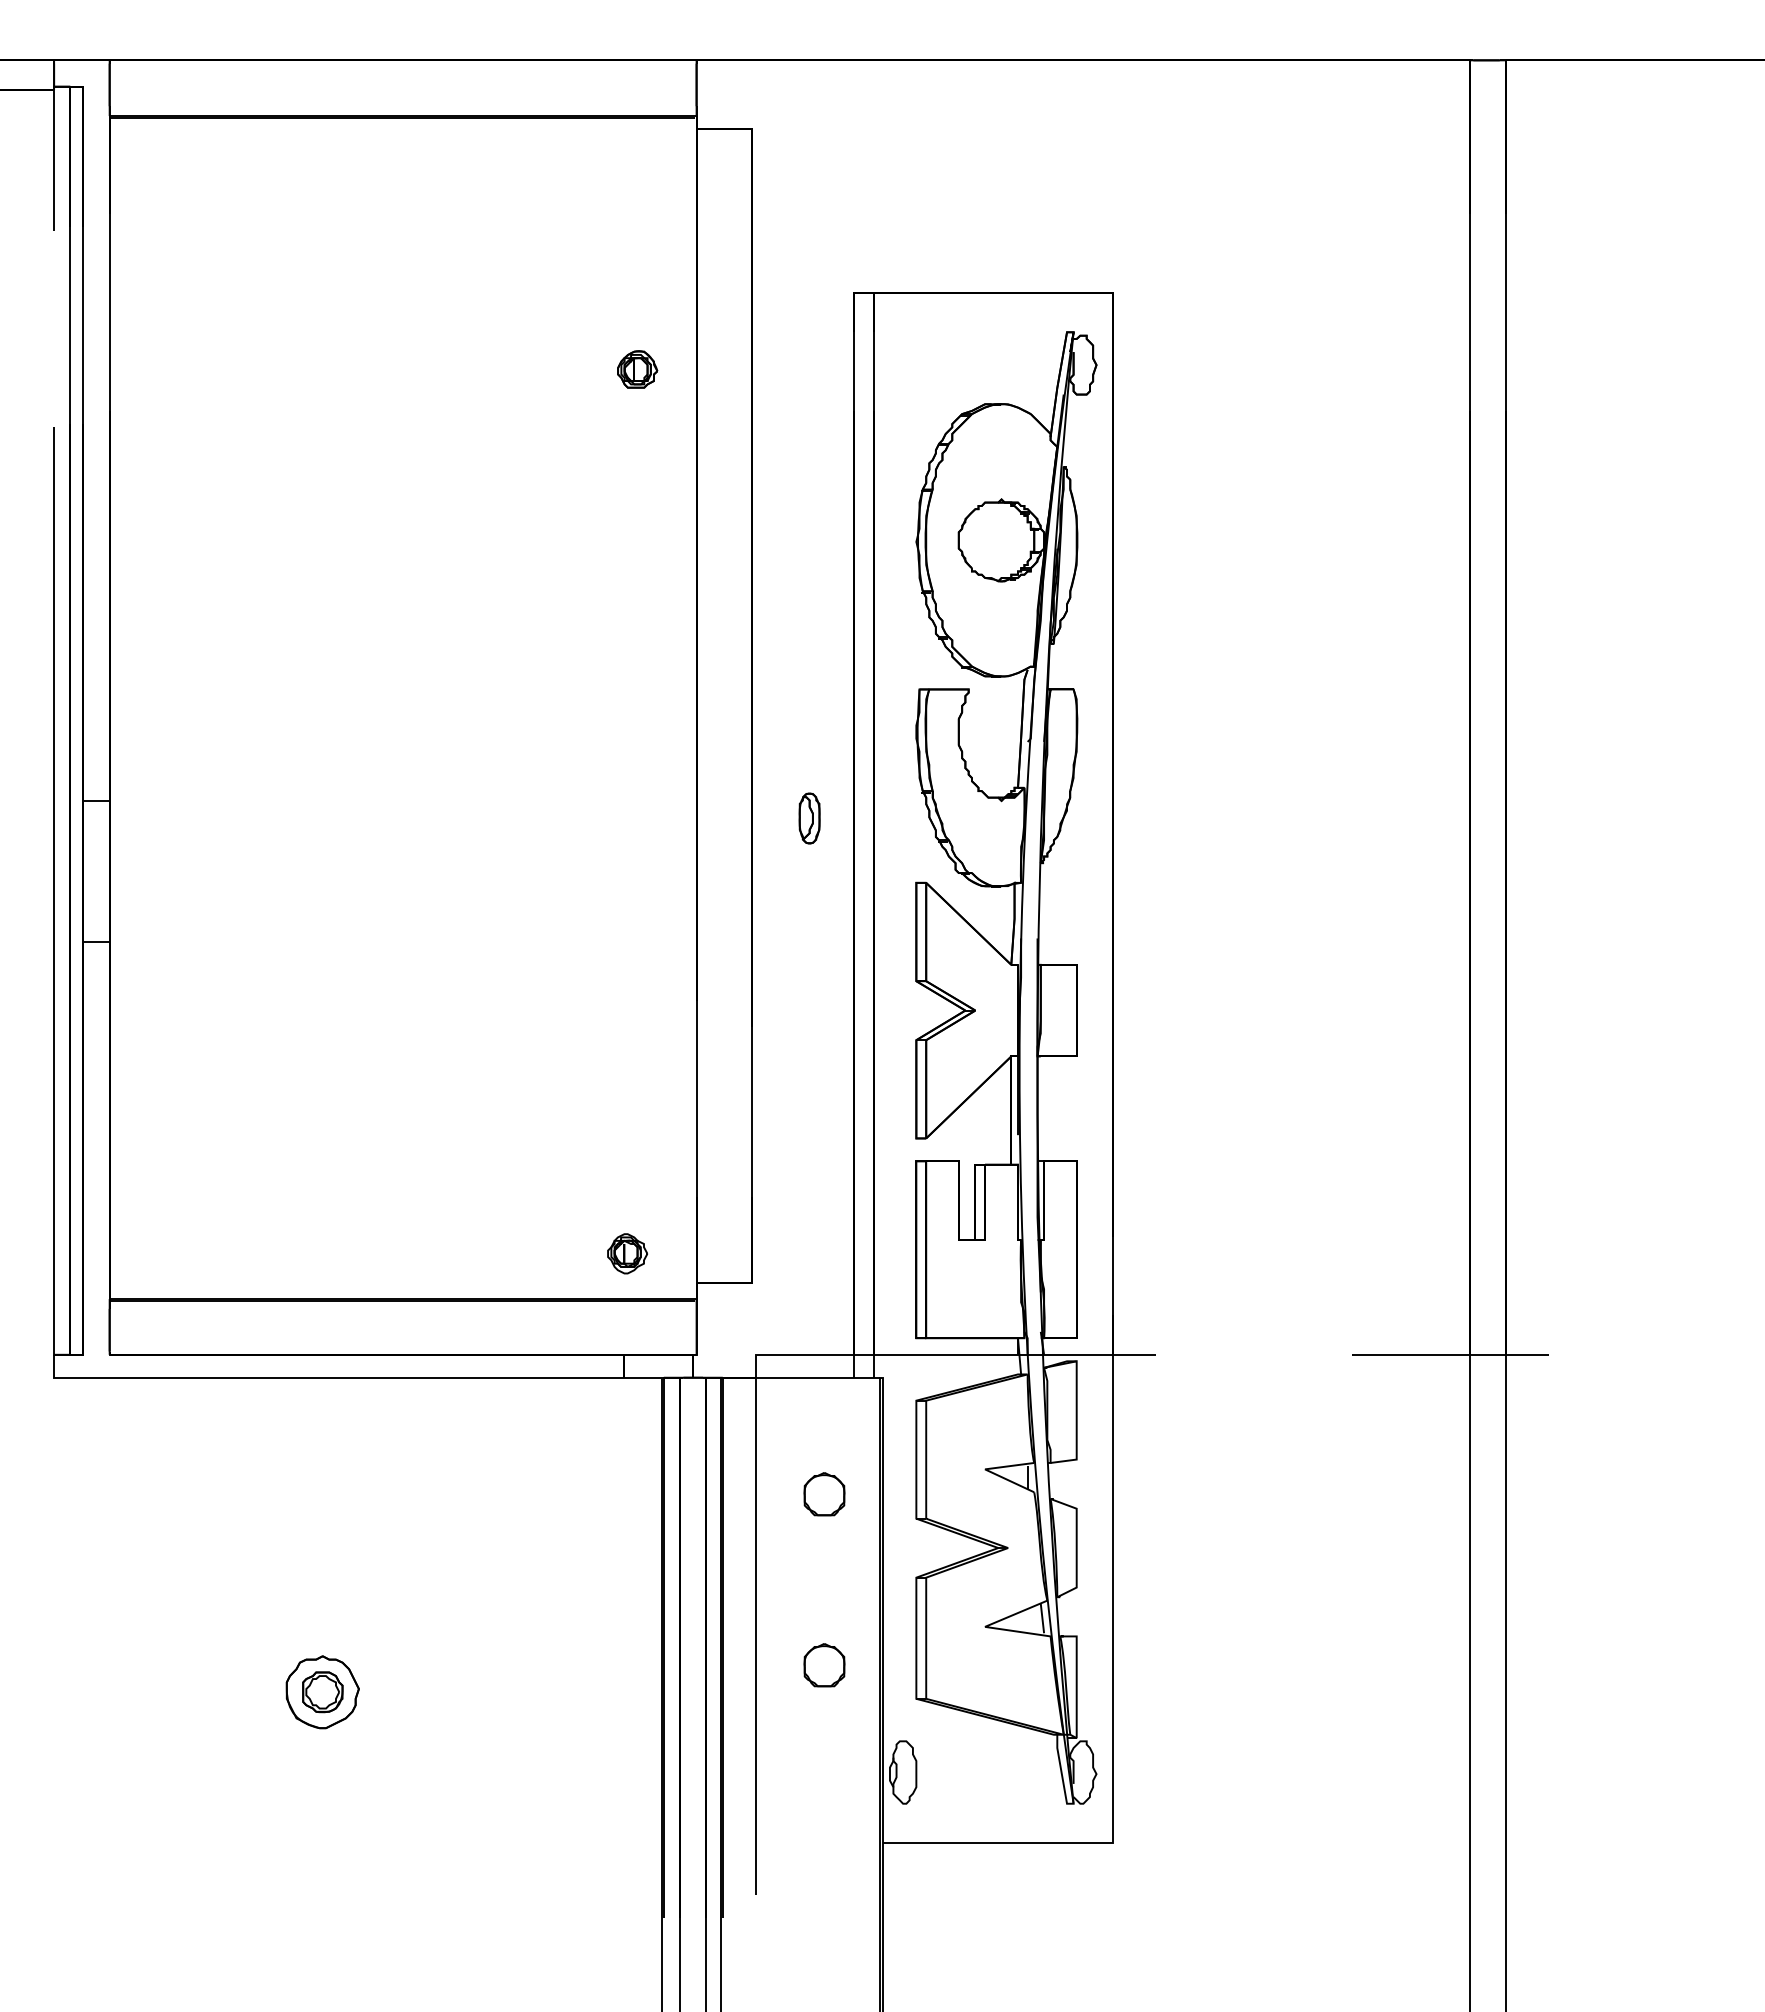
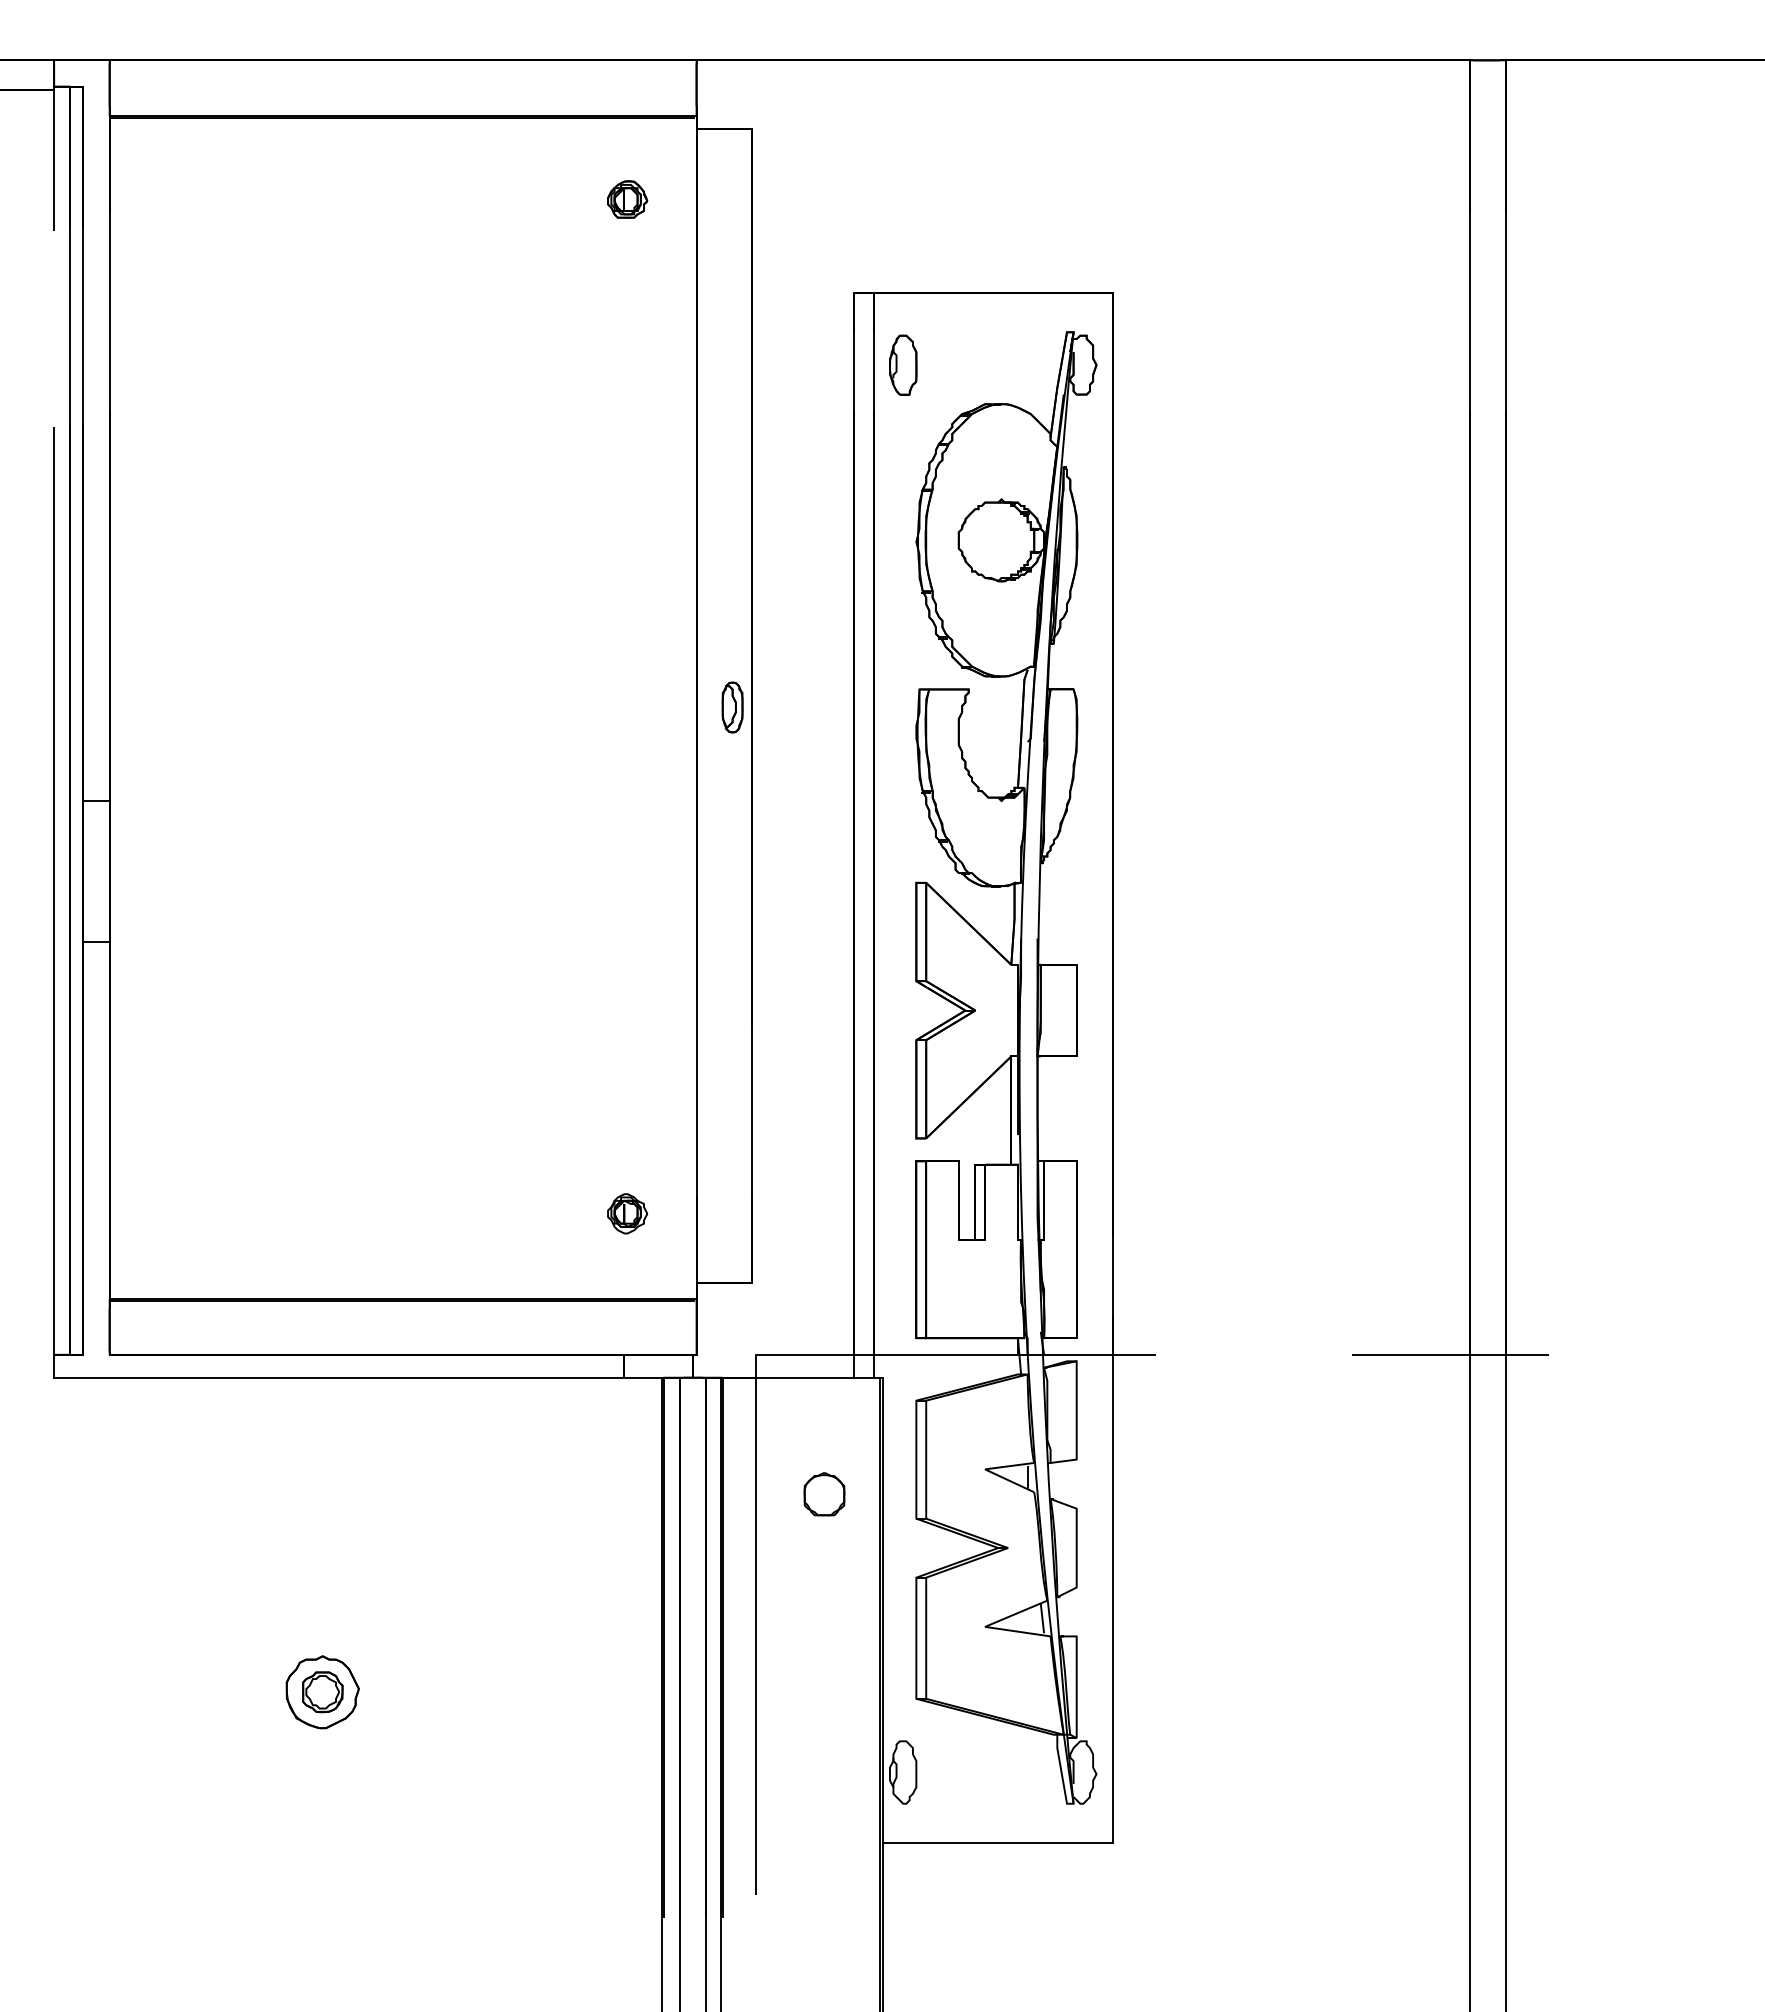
part: none -> present (903, 364)
part position: (637, 369) -> (627, 199) (627, 199)
part position: (809, 818) -> (732, 707) (732, 707)
part position: (627, 1253) -> (627, 1213) (627, 1213)
part: present -> none (824, 1665)
